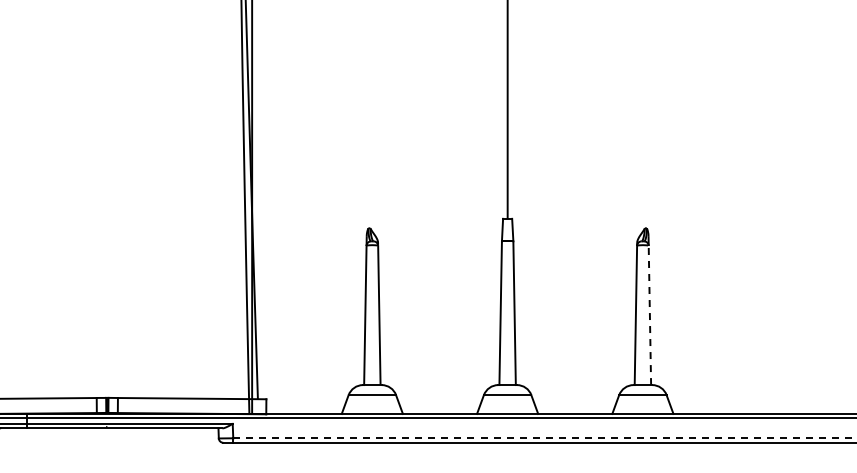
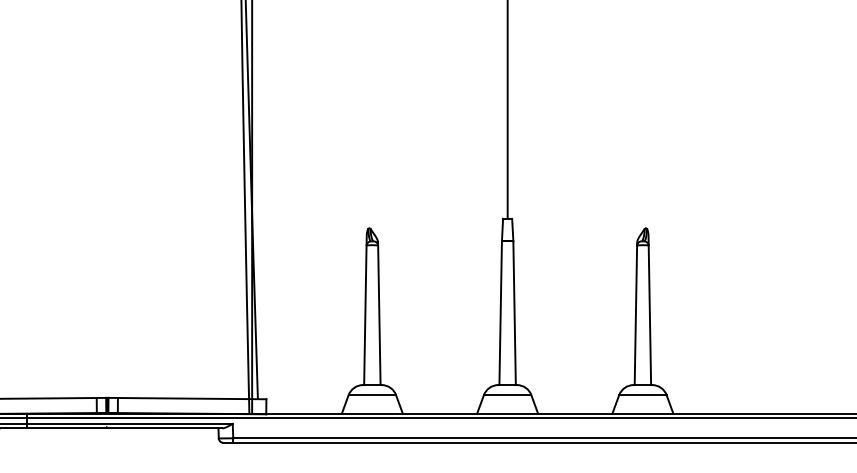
line: dashed -> solid (649, 315)
line: dashed -> solid (545, 438)
